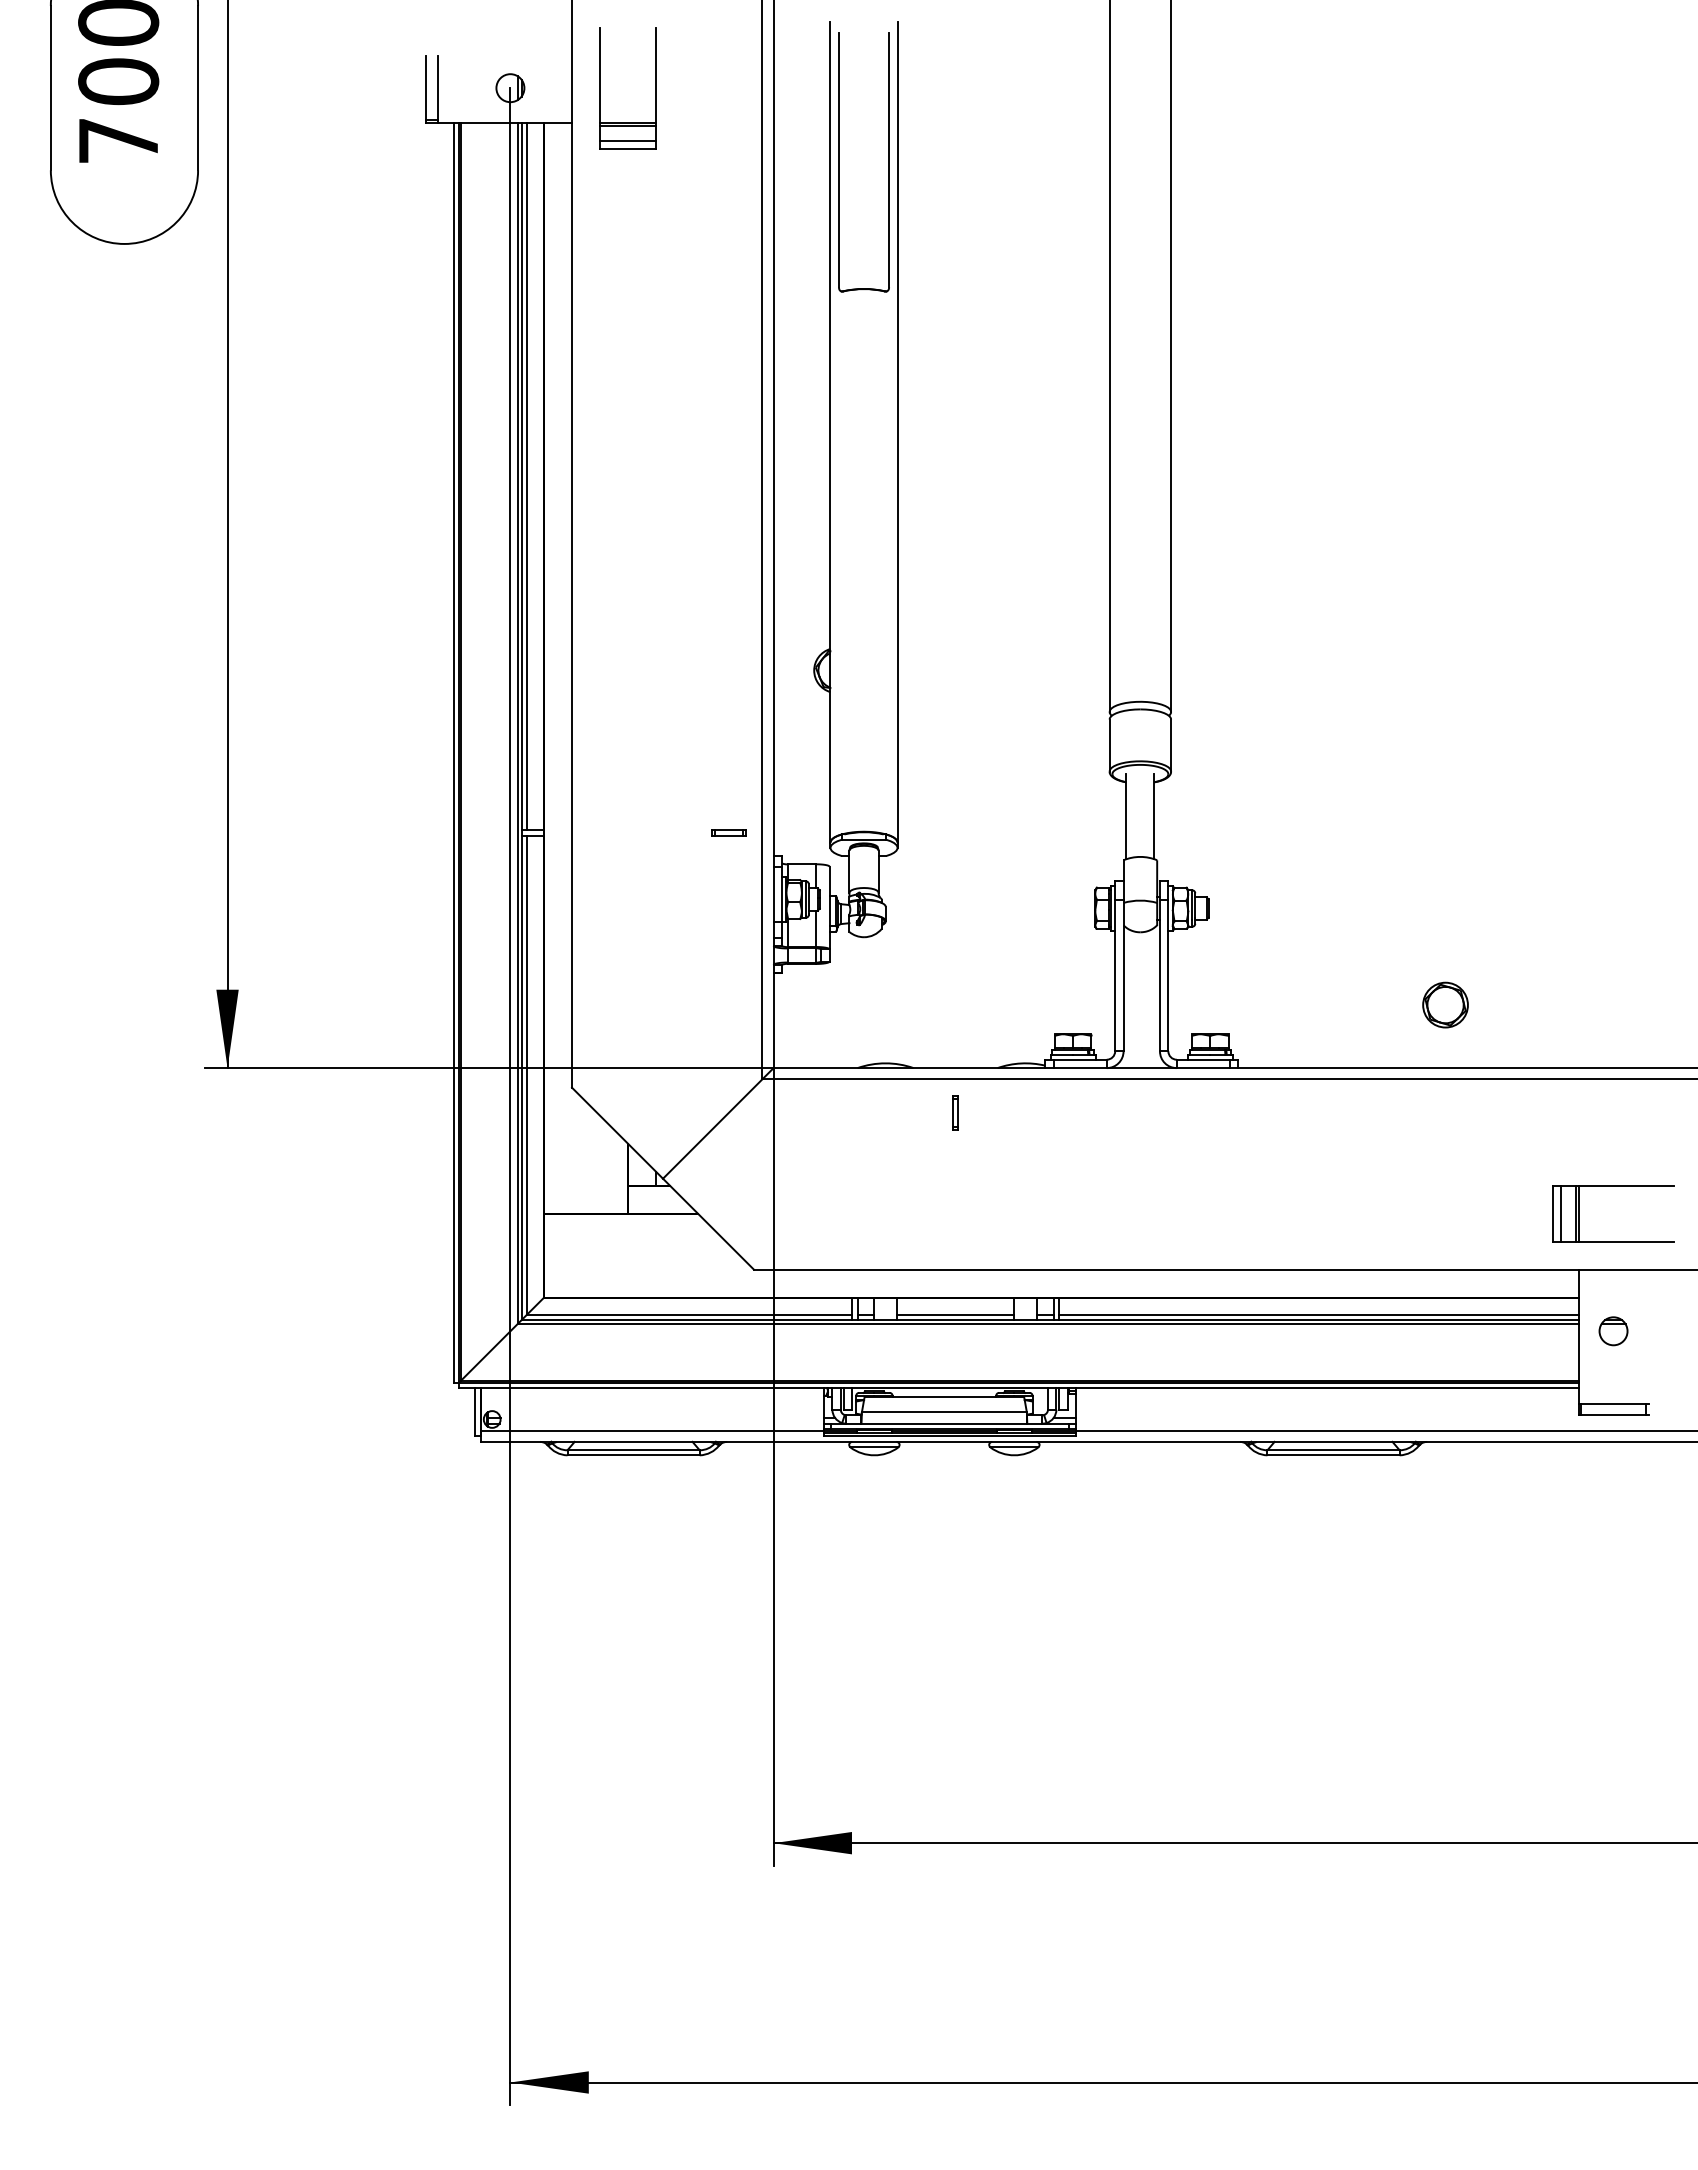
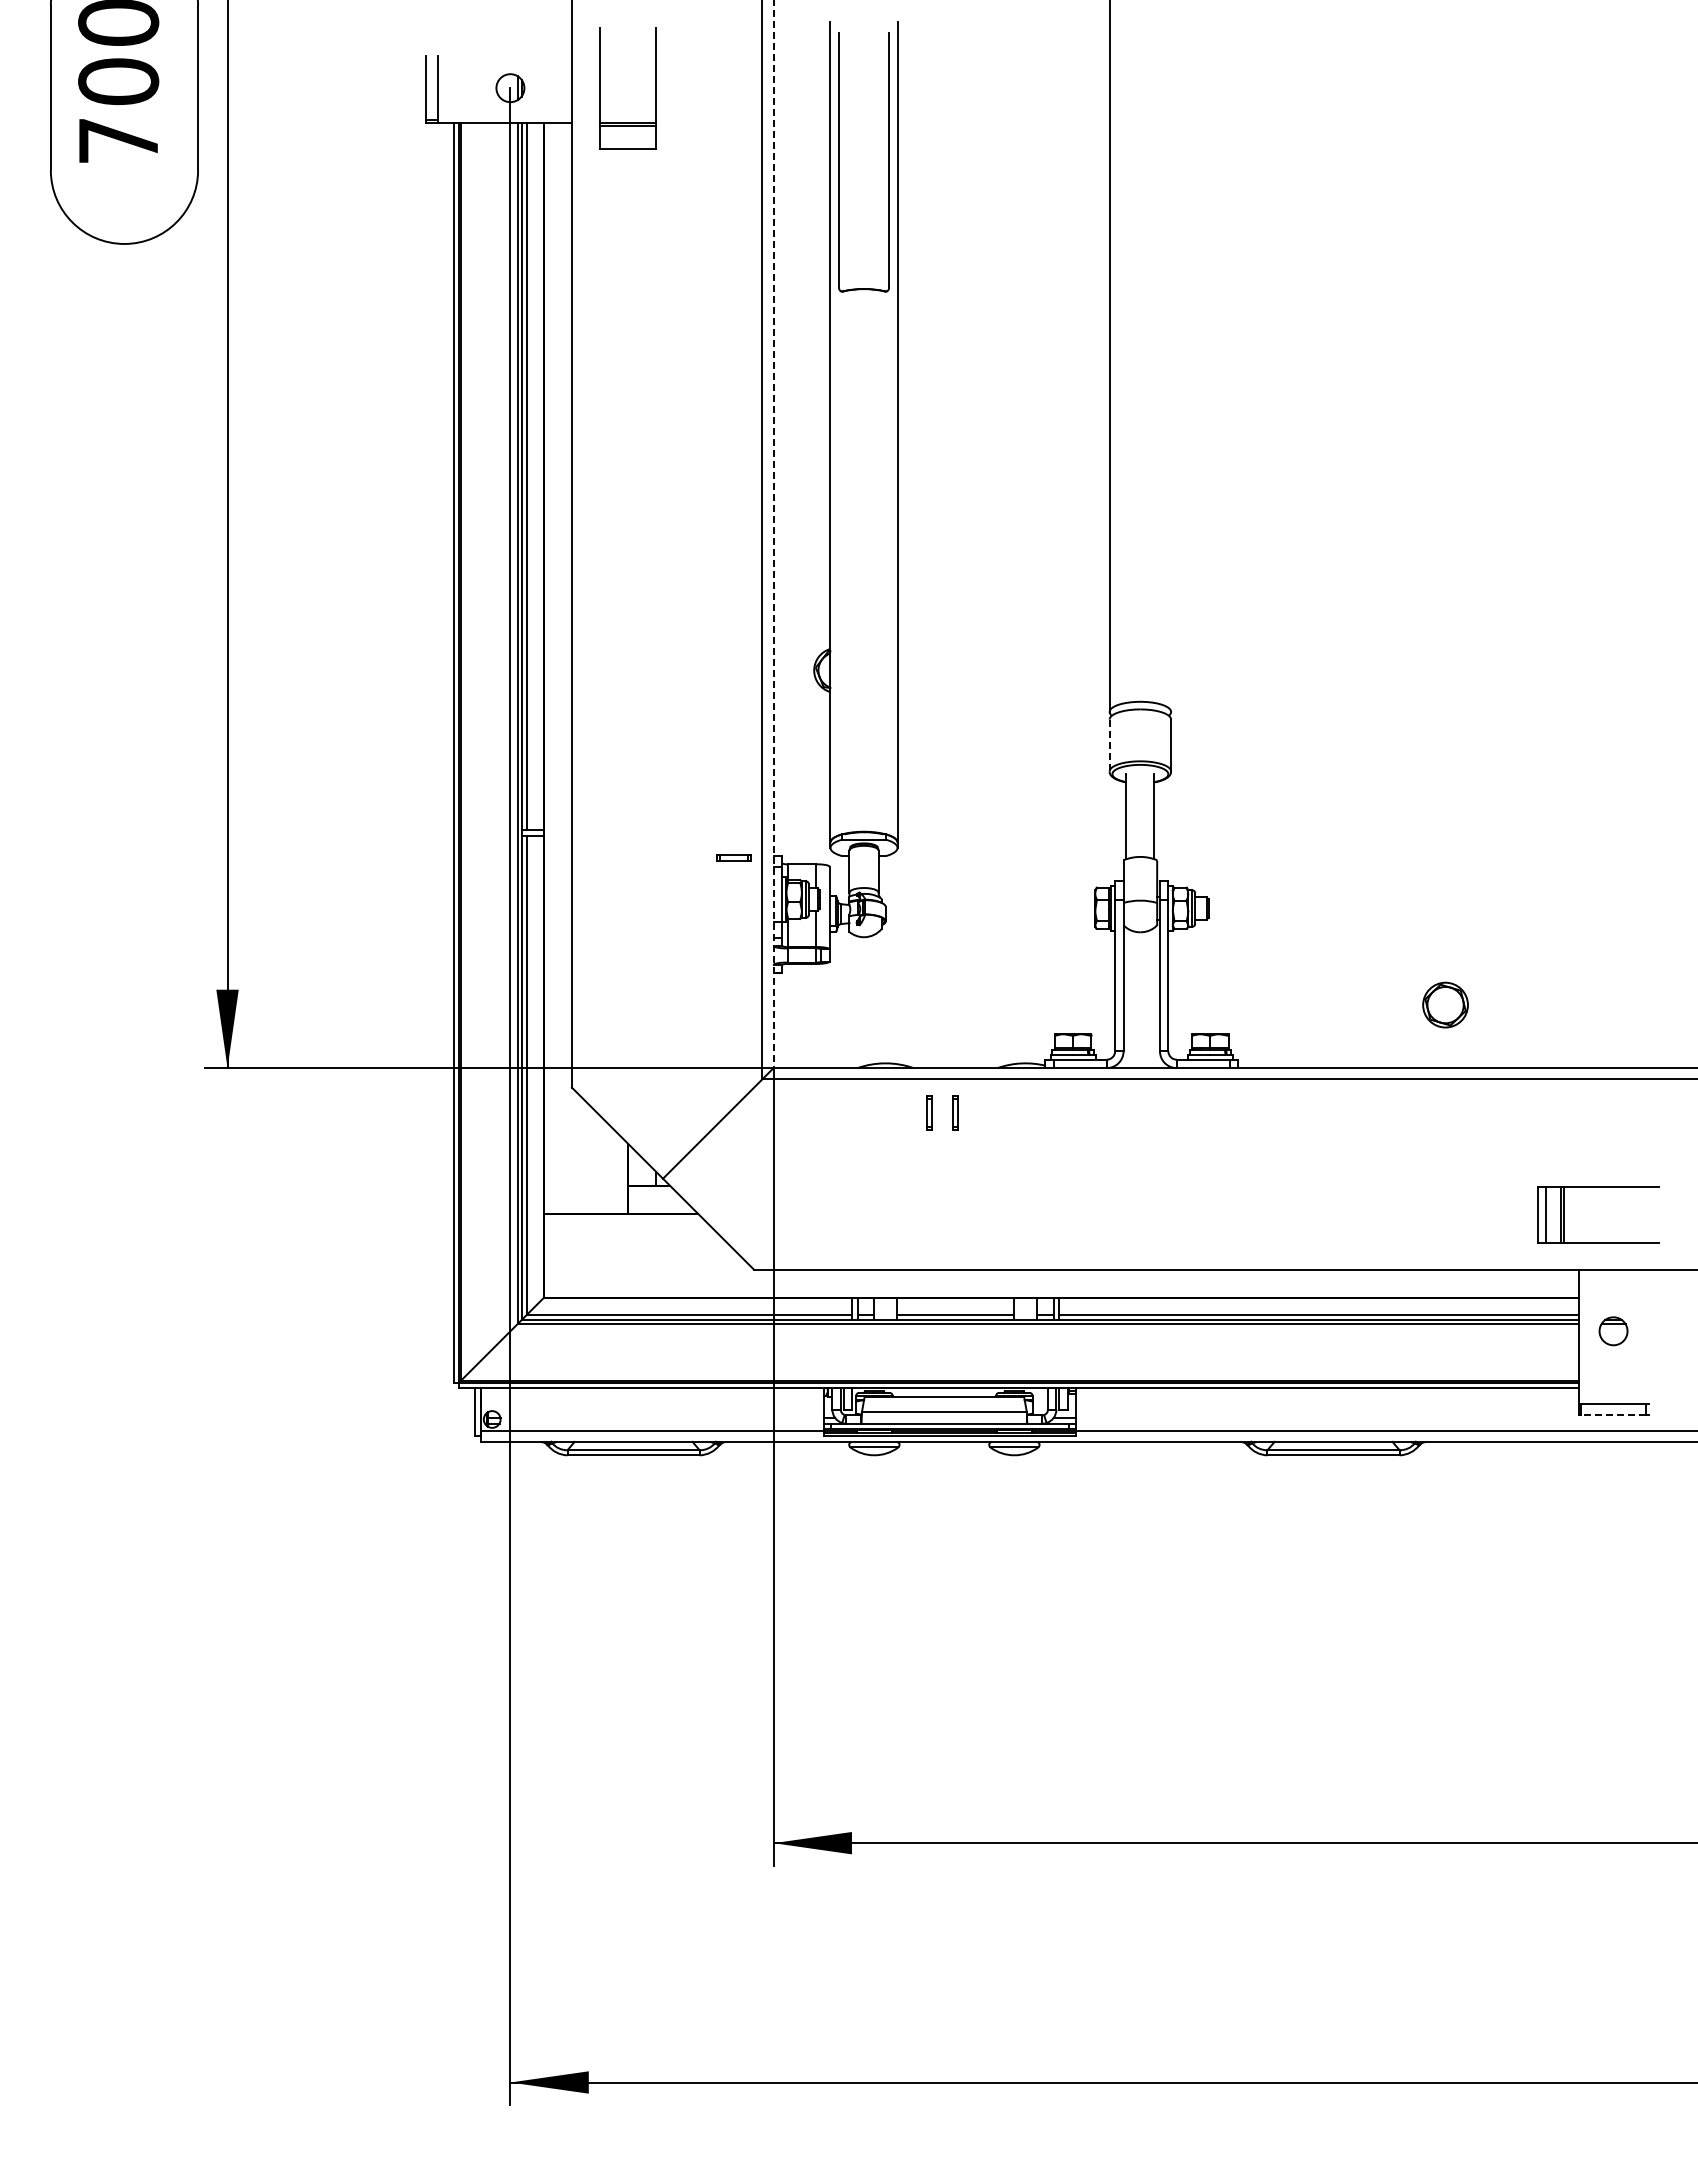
line: present -> none (628, 140)
line: present -> none (1171, 356)
line: solid -> dashed (773, 534)
line: solid -> dashed (1109, 745)
part position: (728, 832) -> (733, 857) (733, 857)
part: none -> present (929, 1112)
part position: (1613, 1186) -> (1598, 1187) (1598, 1187)
line: solid -> dashed (1613, 1415)
